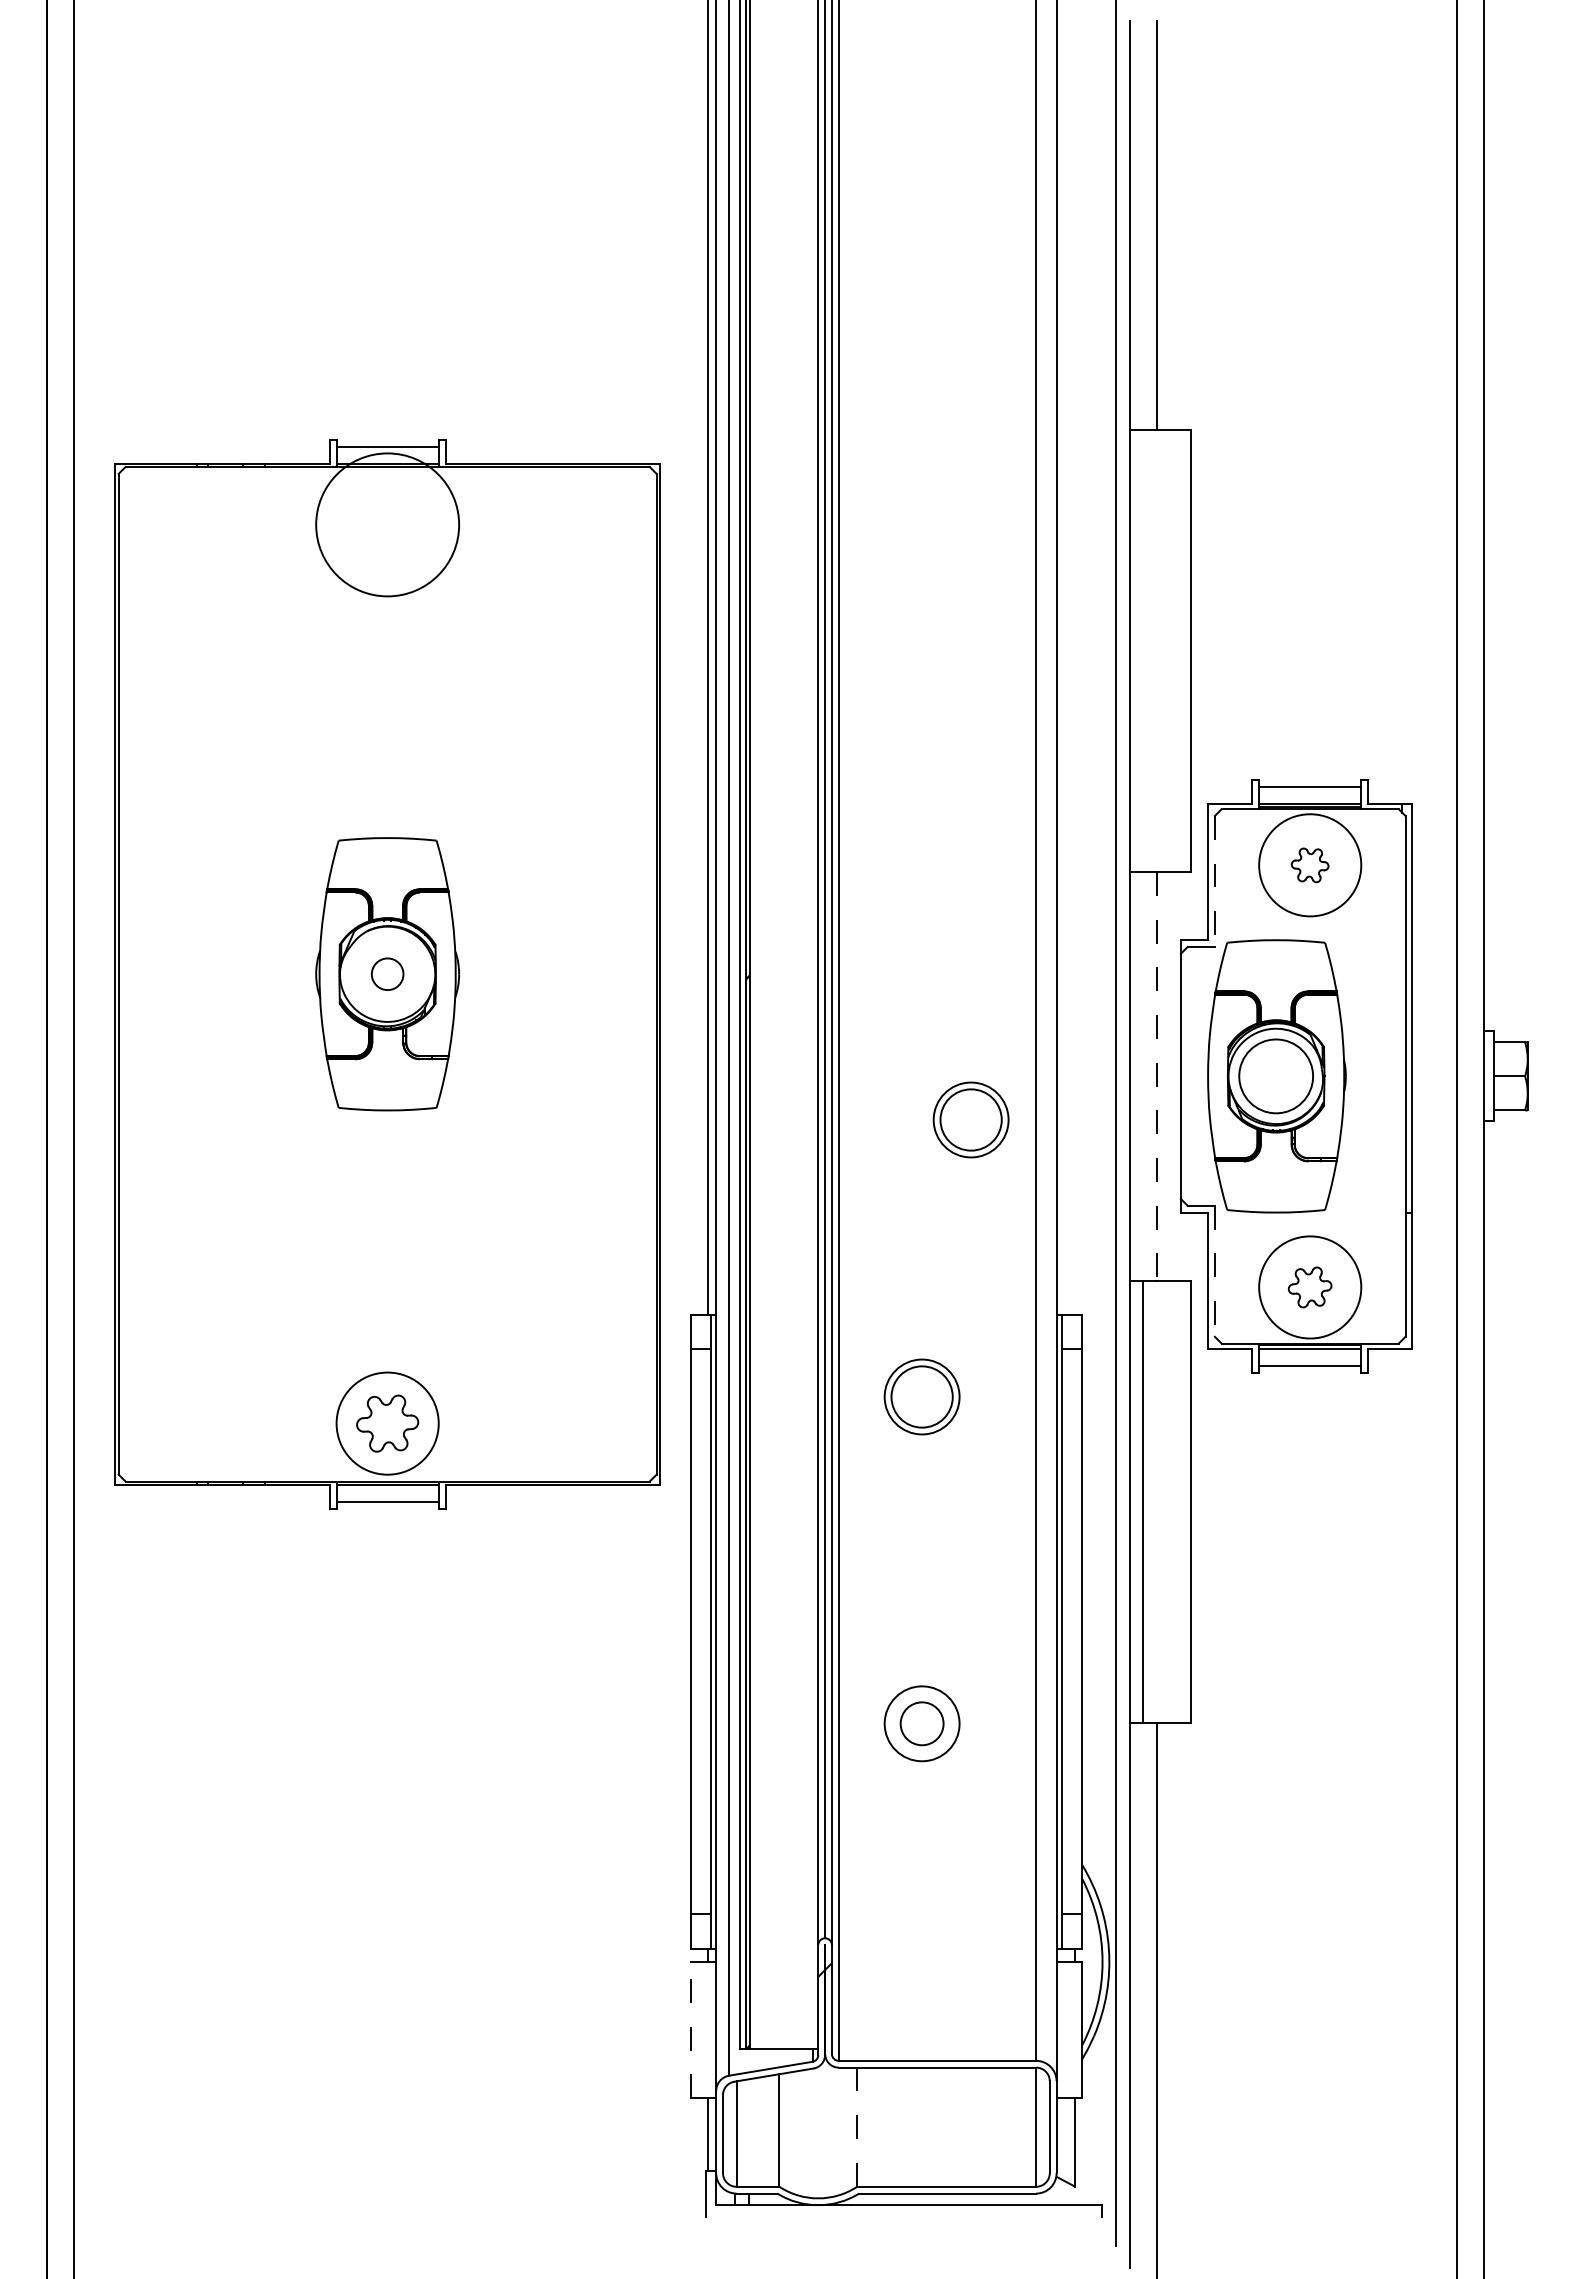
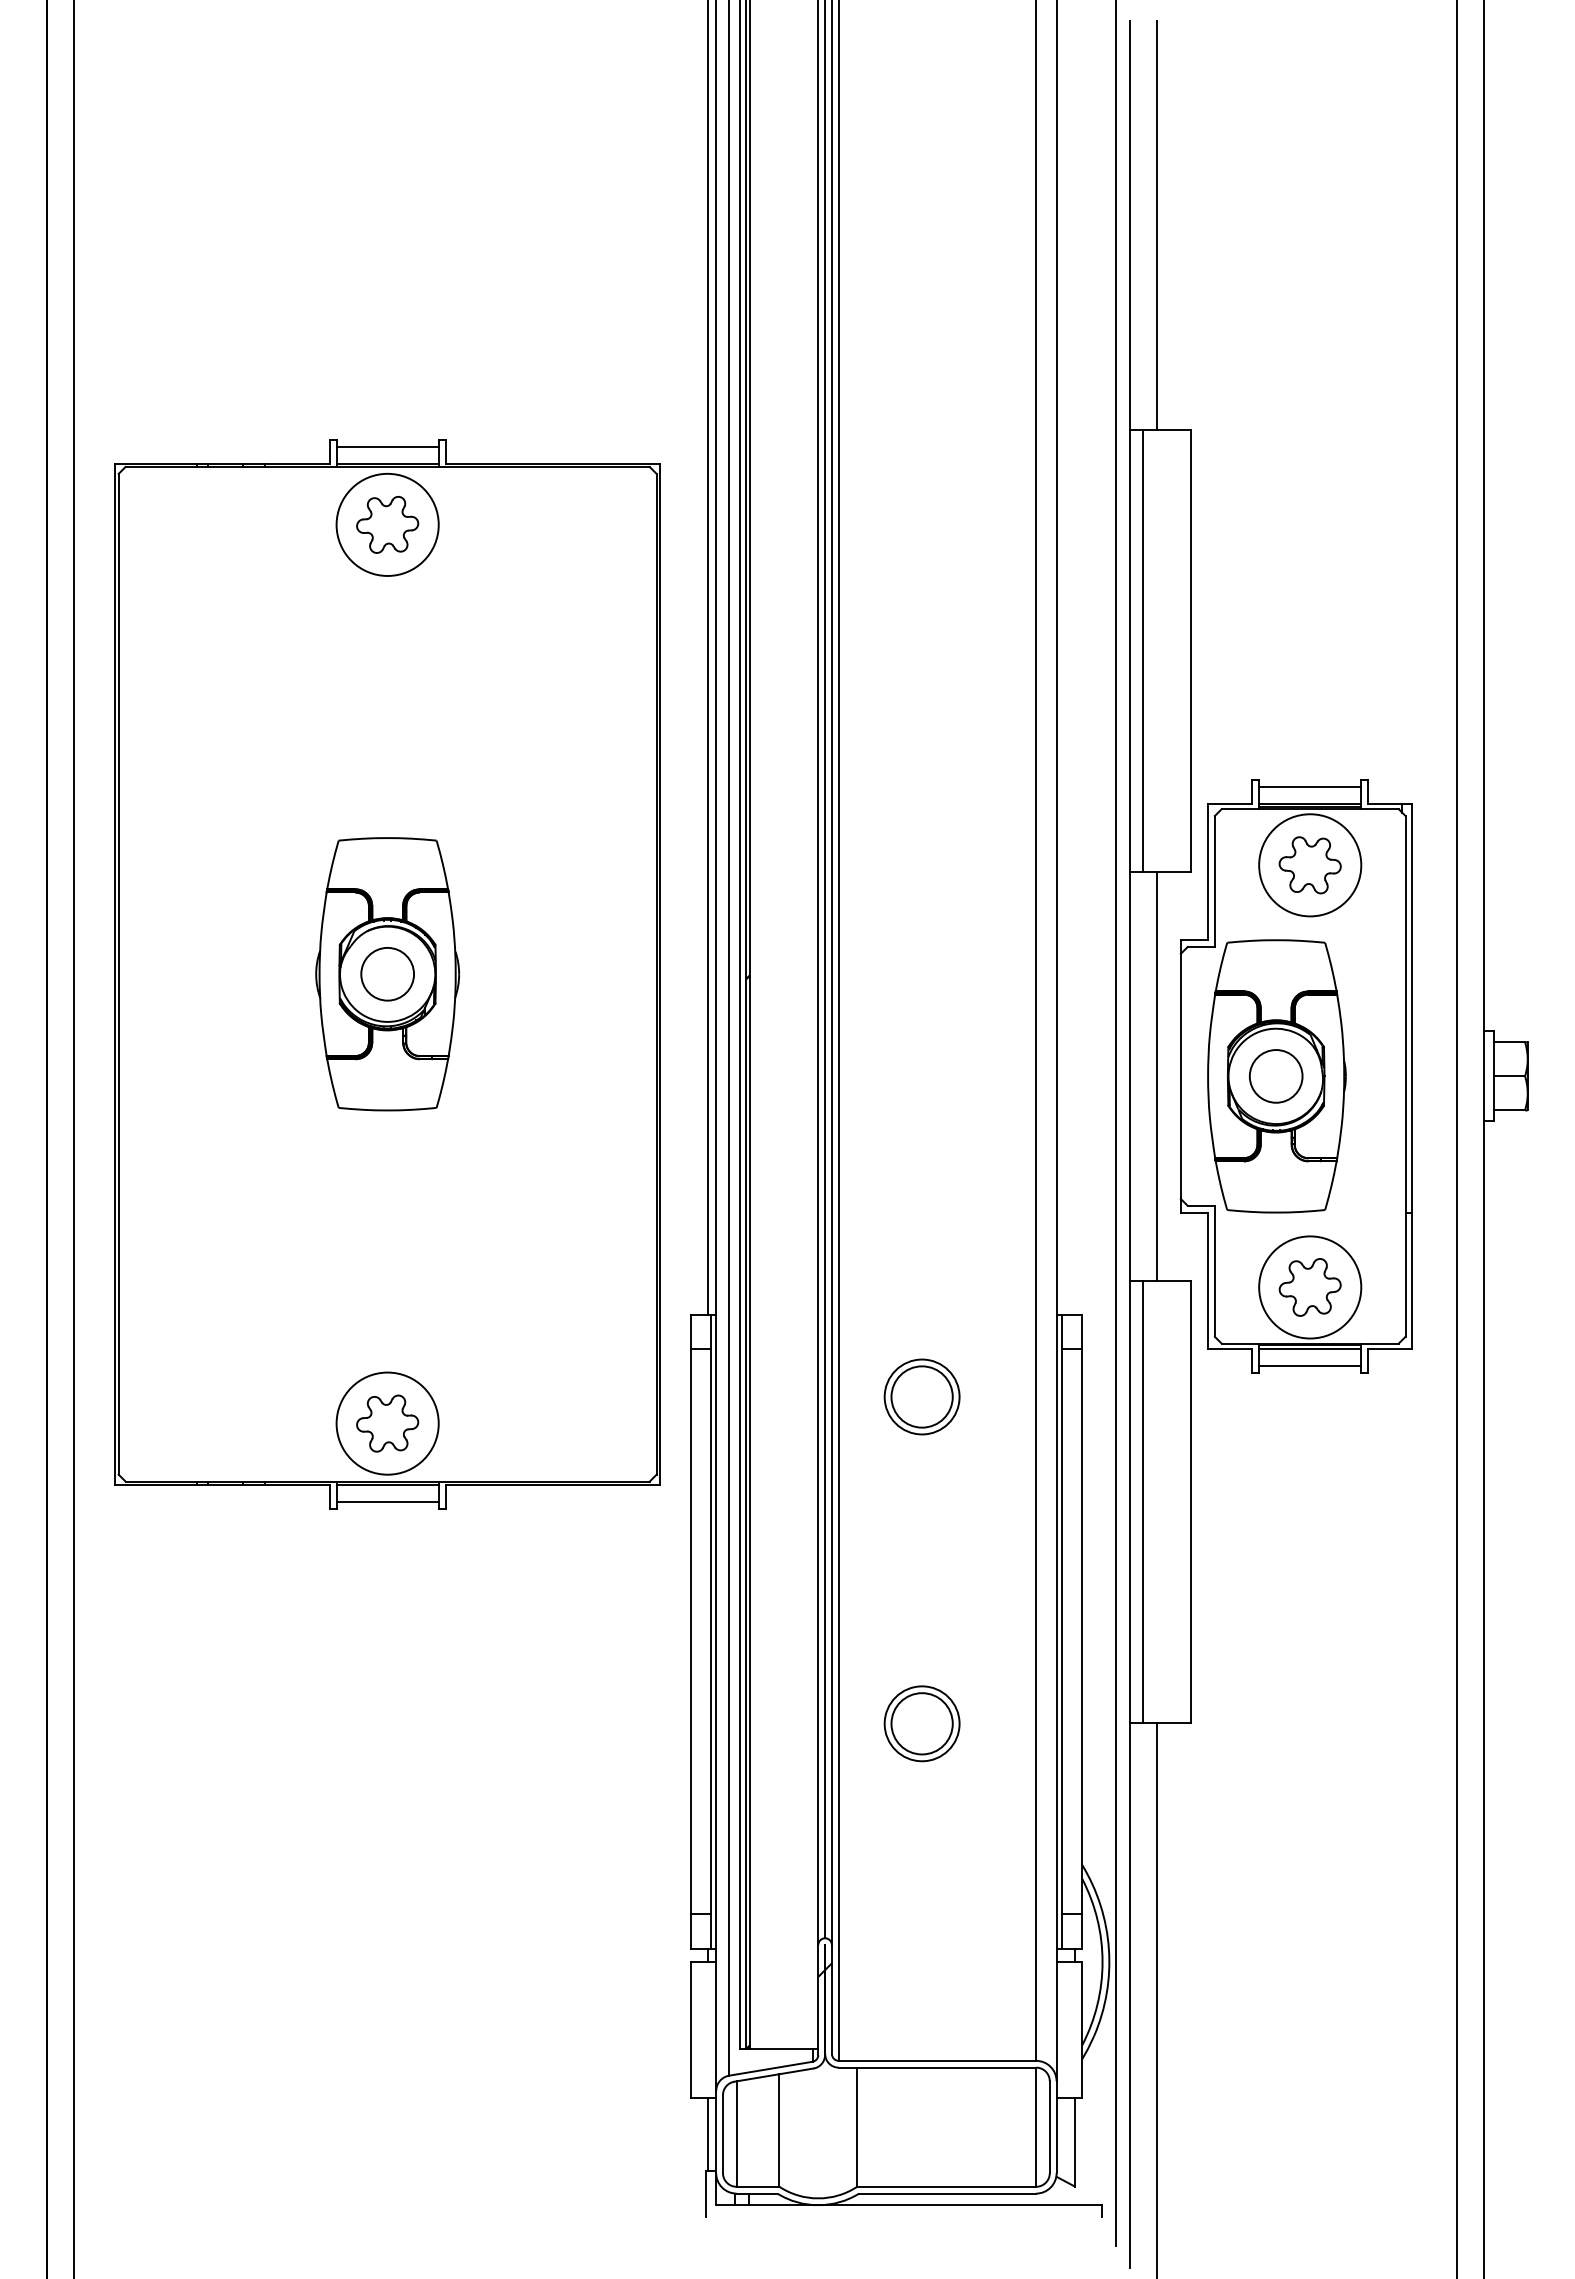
circle diameter: 143 px -> 102 px (387, 524)
part: none -> present (387, 524)
line: none -> present (1143, 650)
part size: 40x37 px -> 64x59 px (1309, 865)
line: dashed -> solid (1214, 881)
circle diameter: 32 px -> 53 px (387, 973)
line: dashed -> solid (1157, 1076)
circle diameter: 74 px -> 53 px (1275, 1076)
part: present -> none (970, 1119)
line: dashed -> solid (1214, 1271)
part size: 46x43 px -> 64x59 px (1309, 1287)
circle diameter: 43 px -> 61 px (921, 1723)
line: dashed -> solid (690, 2029)
line: dashed -> solid (857, 2127)
